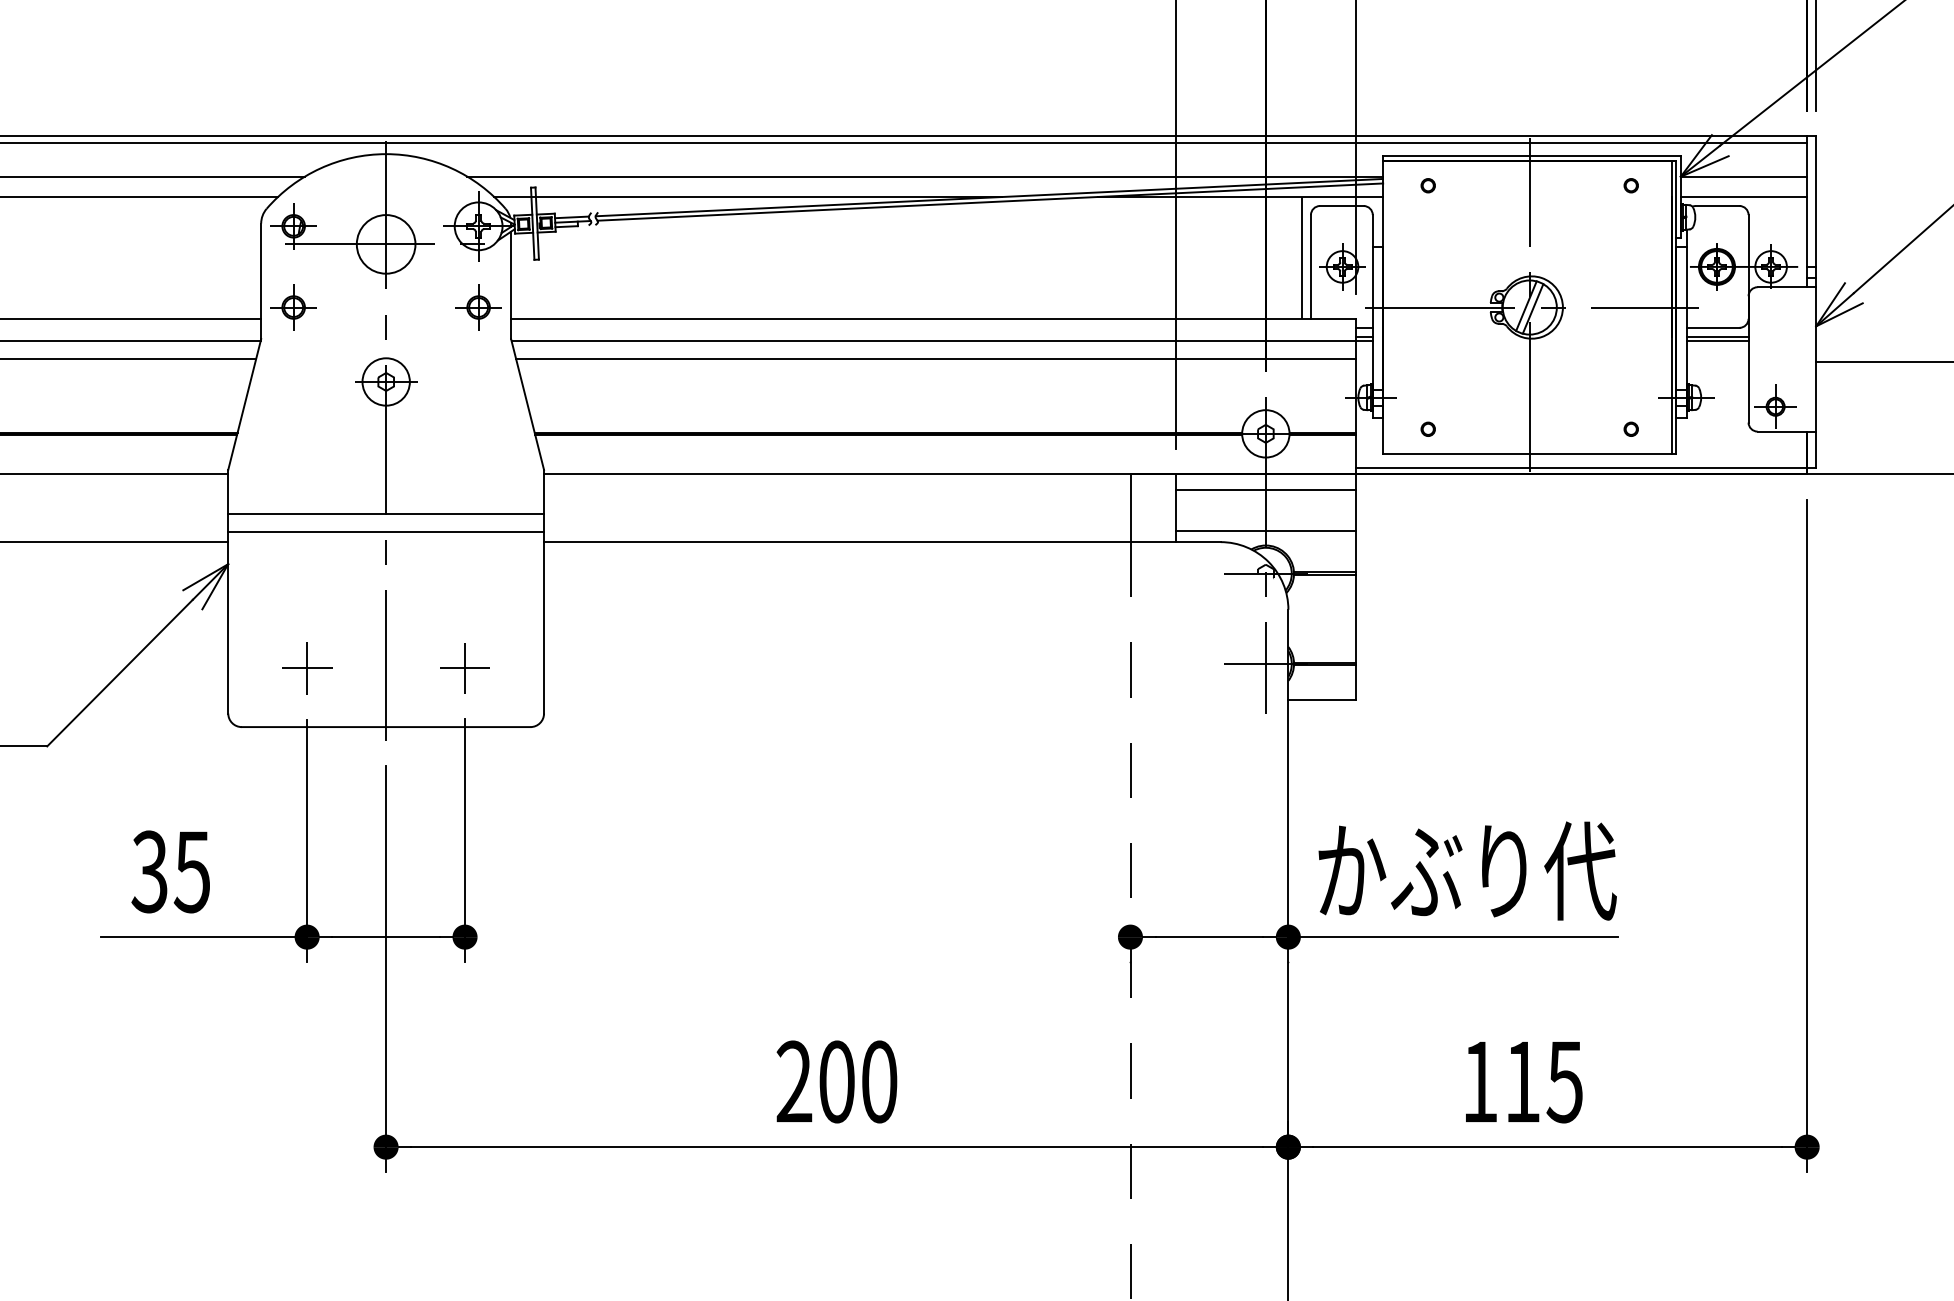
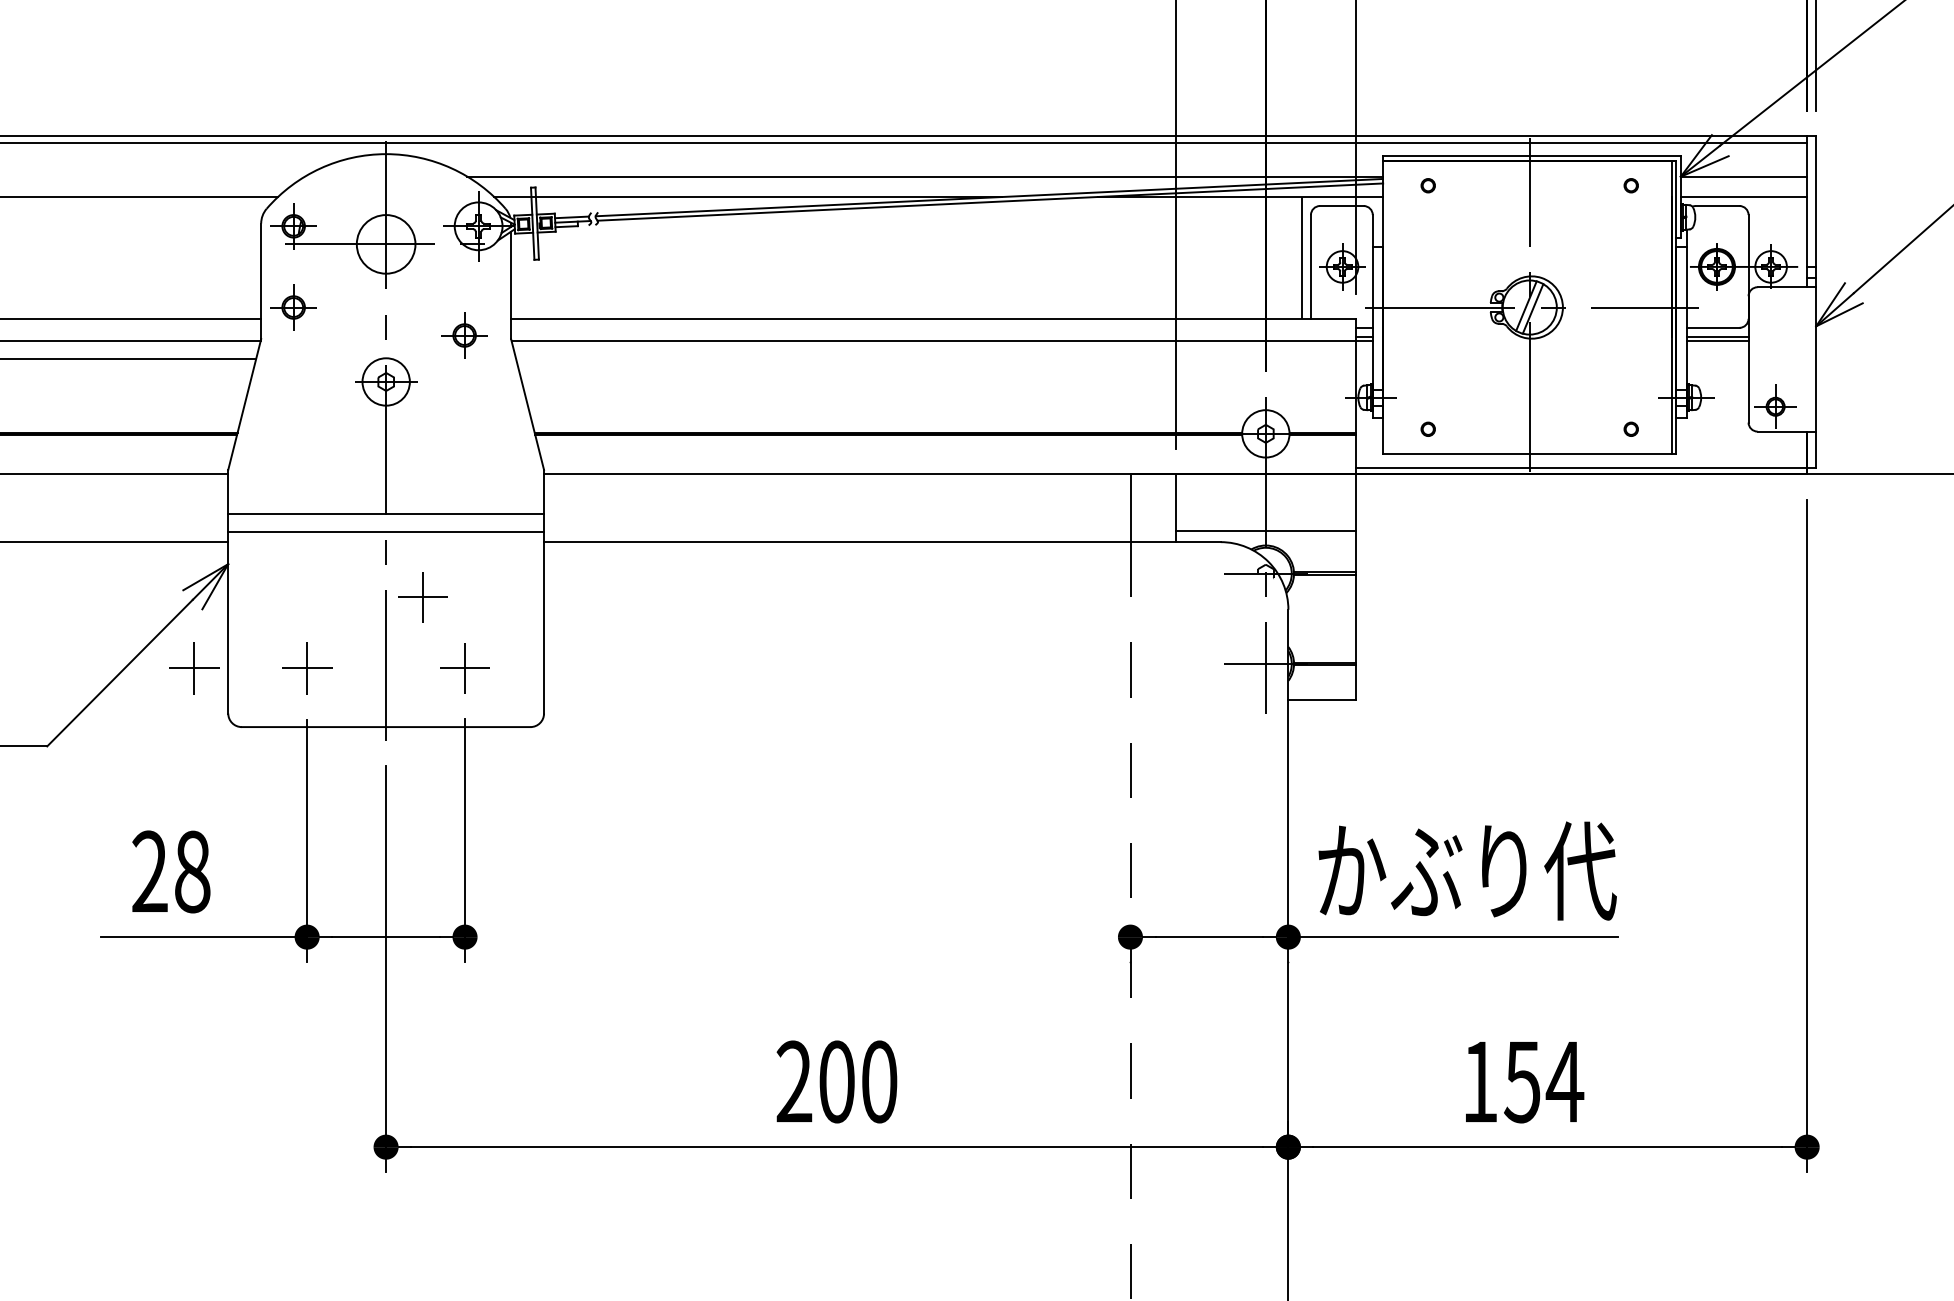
line: present -> none (153, 176)
part position: (478, 307) -> (464, 335) (464, 335)
line: present -> none (936, 359)
line: present -> none (1883, 361)
line: present -> none (1265, 490)
part: none -> present (422, 597)
part: none -> present (194, 668)
text: 35 -> 28 (170, 871)
text: 115 -> 154 (1544, 1082)
